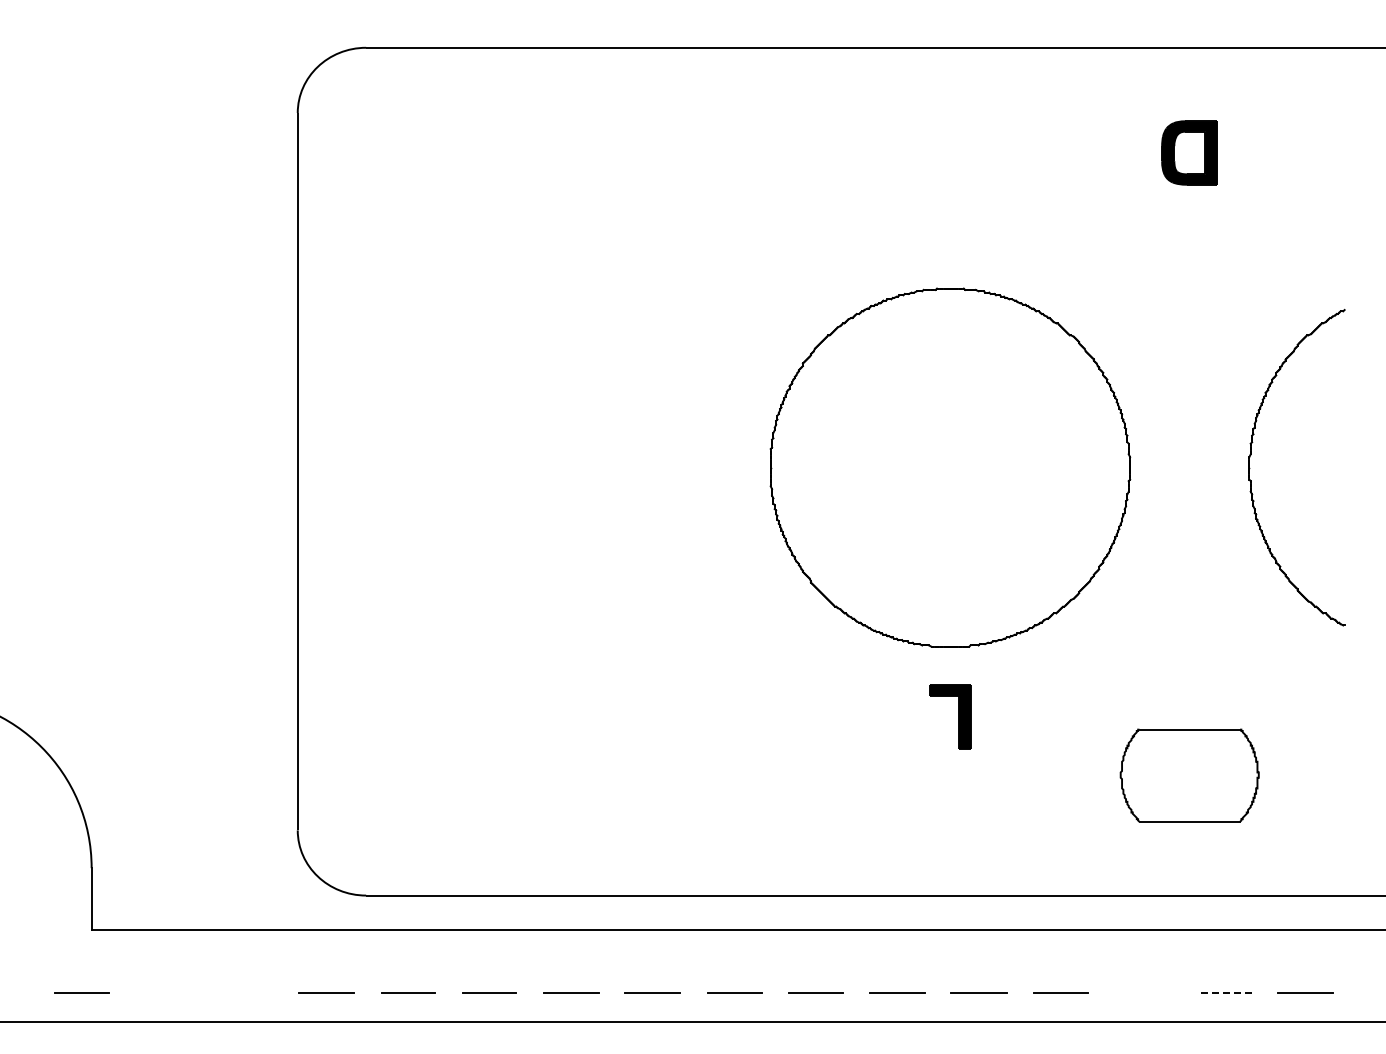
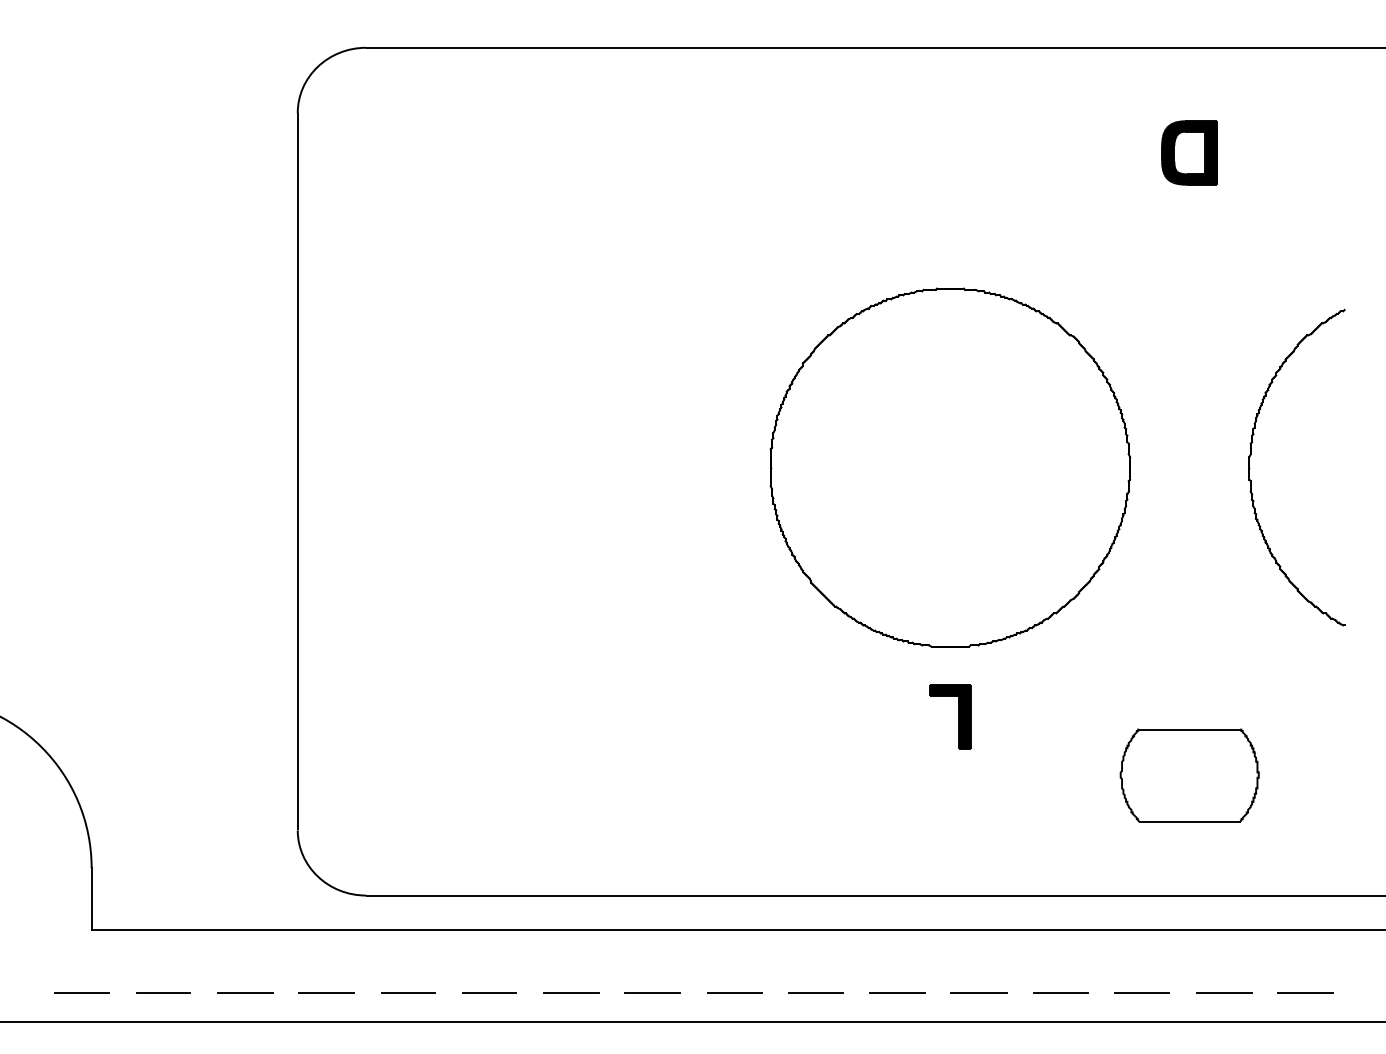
line: none -> present (163, 992)
line: none -> present (244, 992)
line: none -> present (1141, 992)
line: dashed -> solid (1224, 992)
